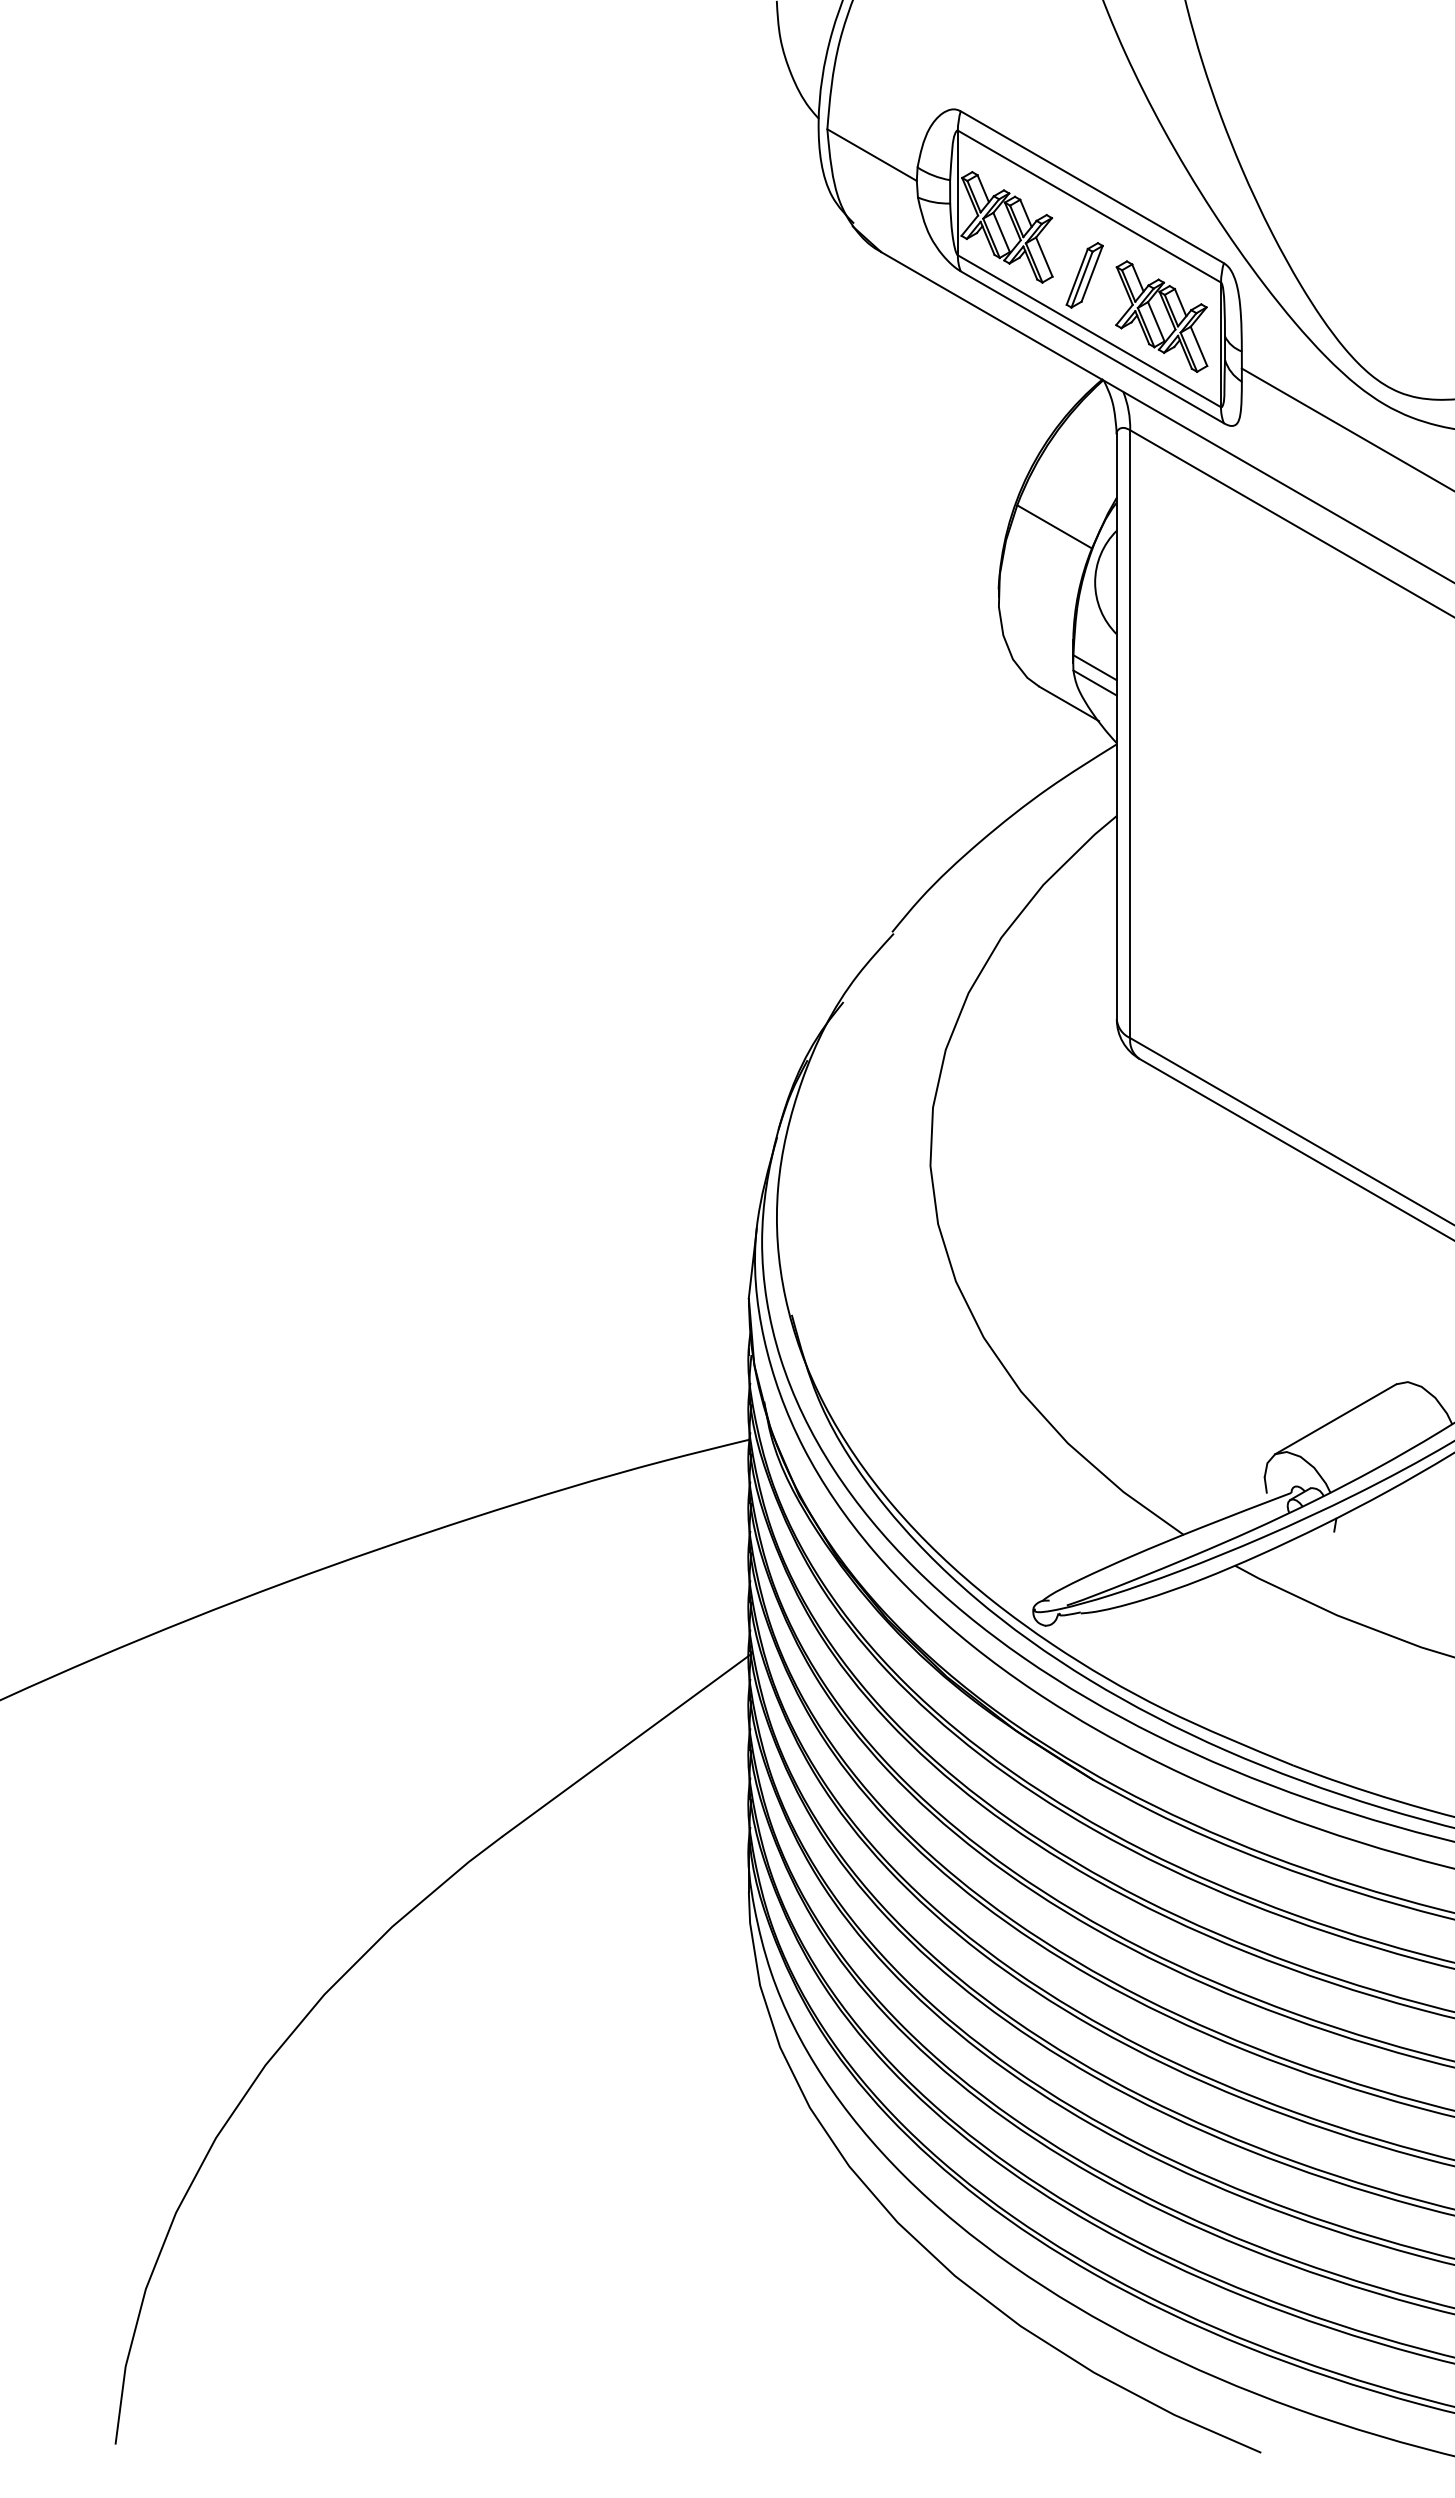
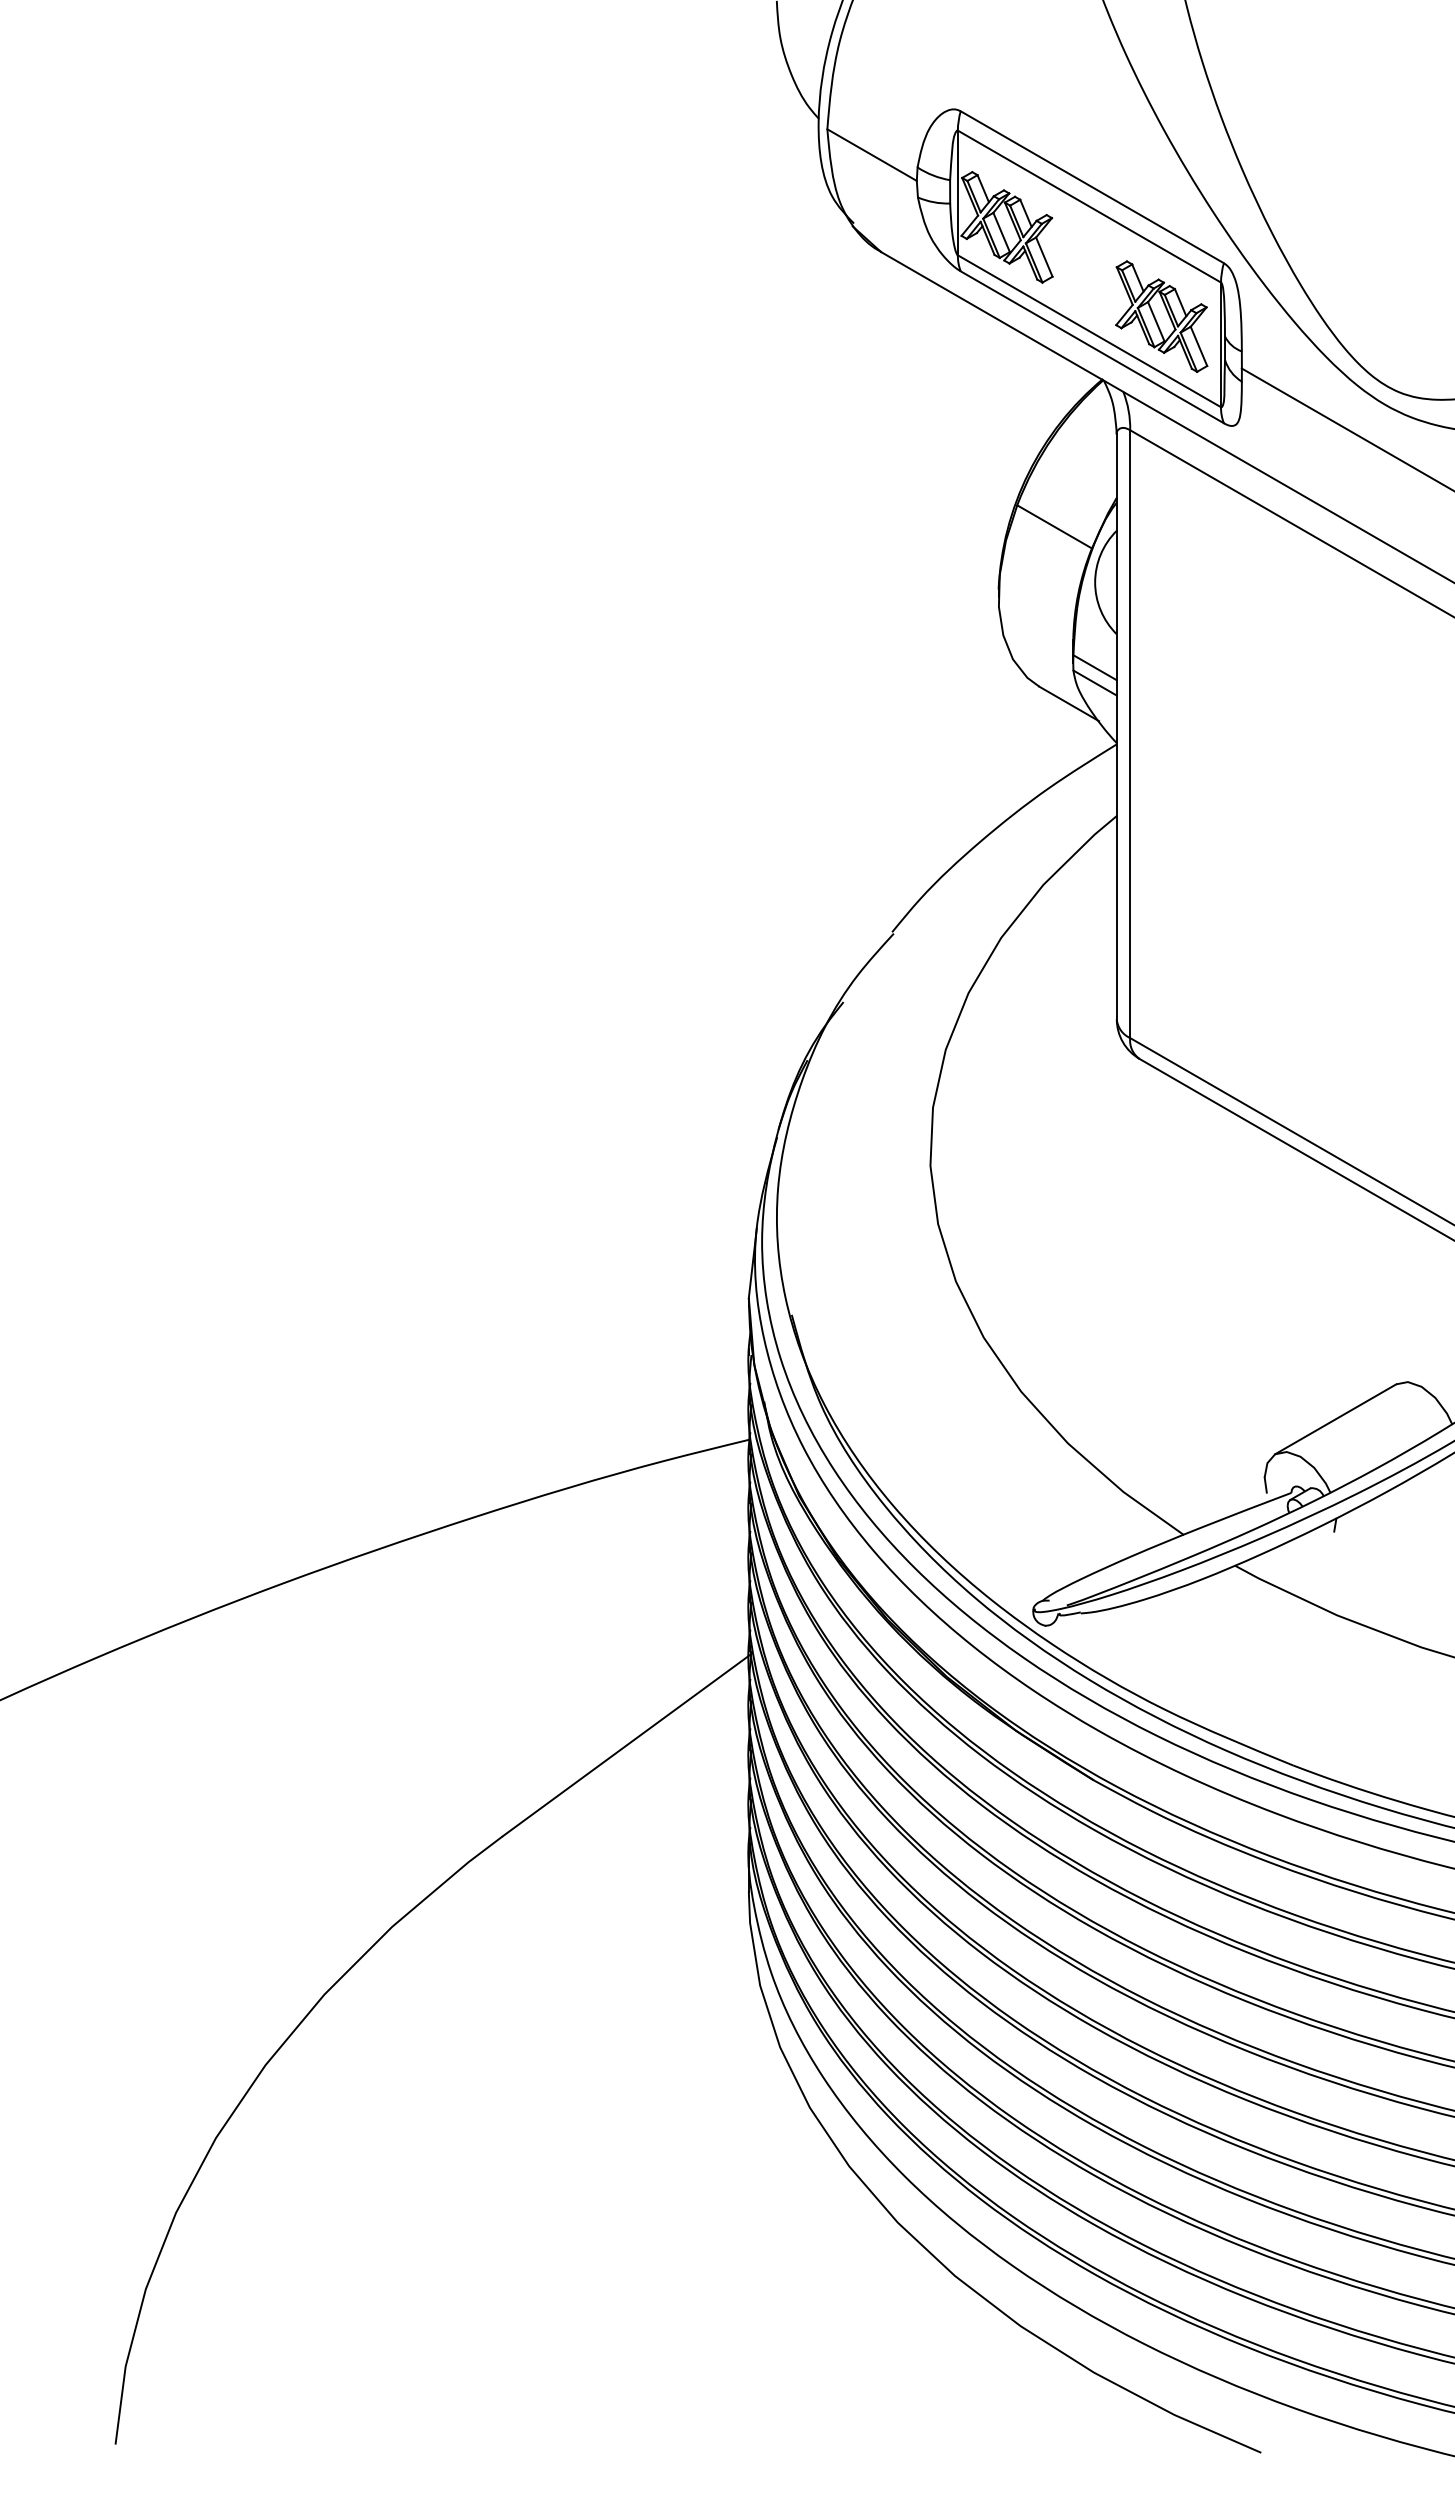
part: present -> none (1084, 275)
